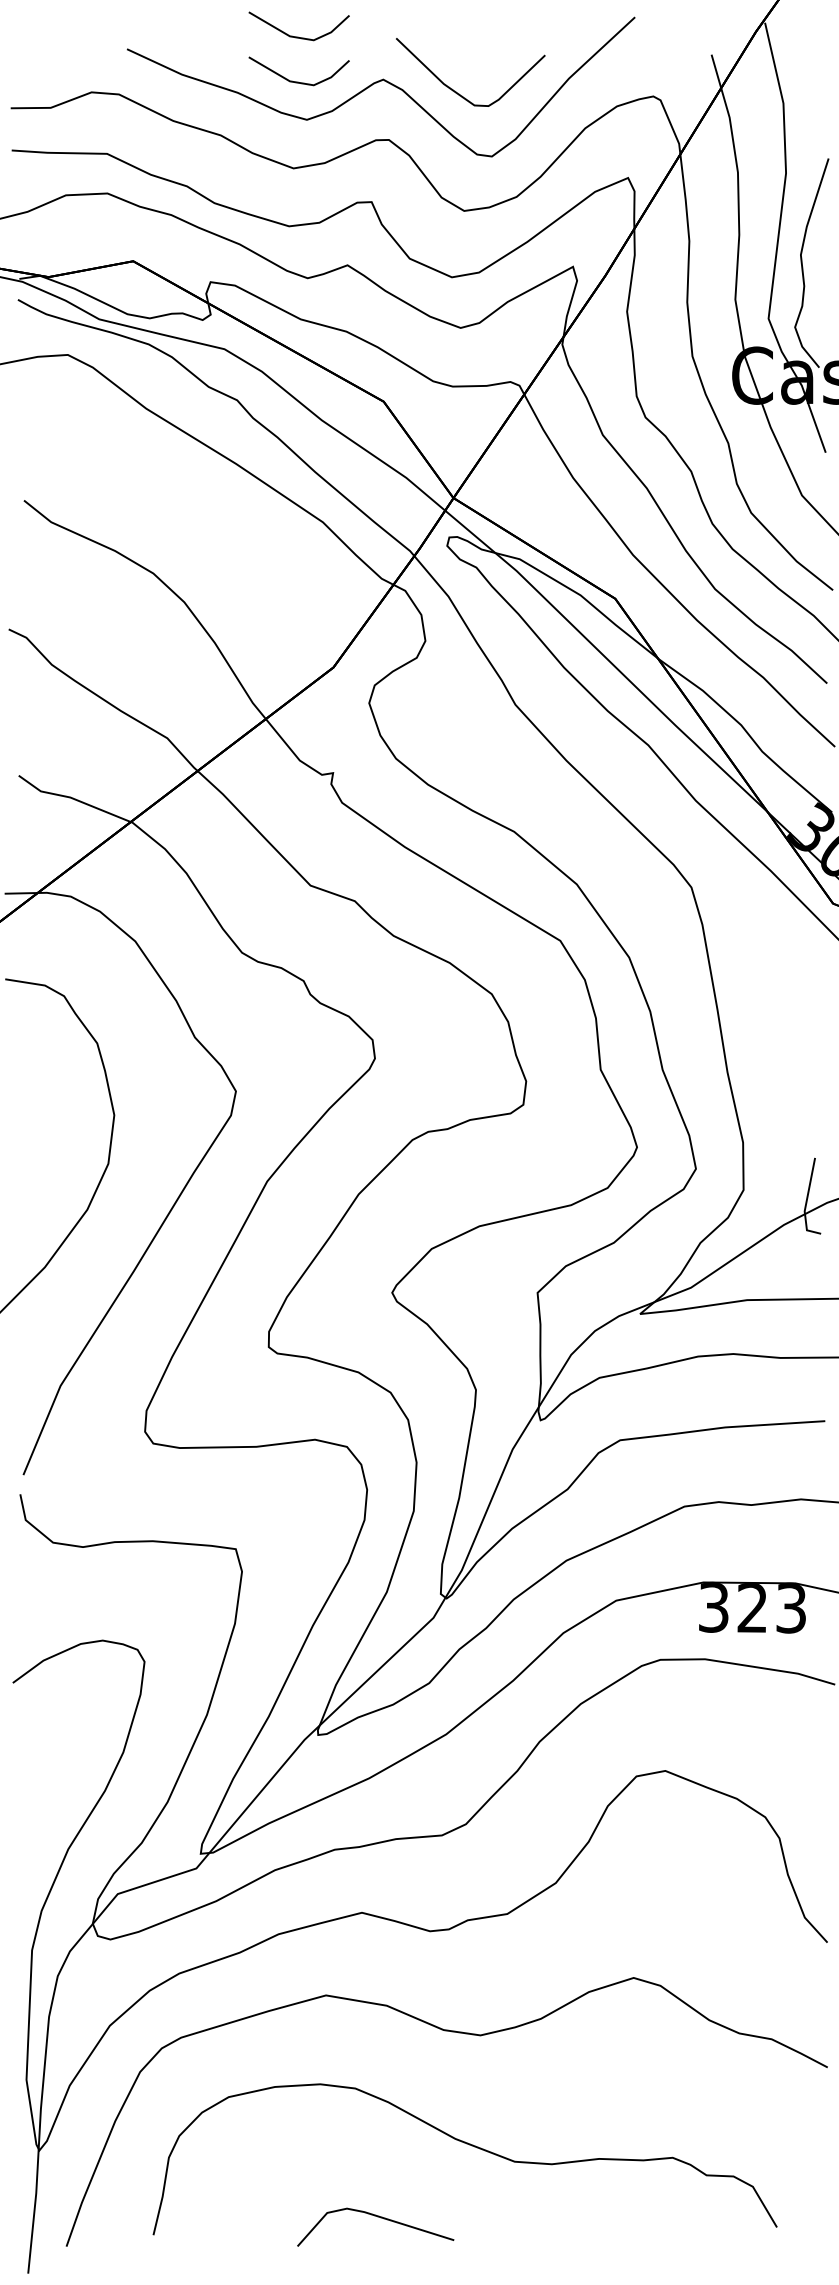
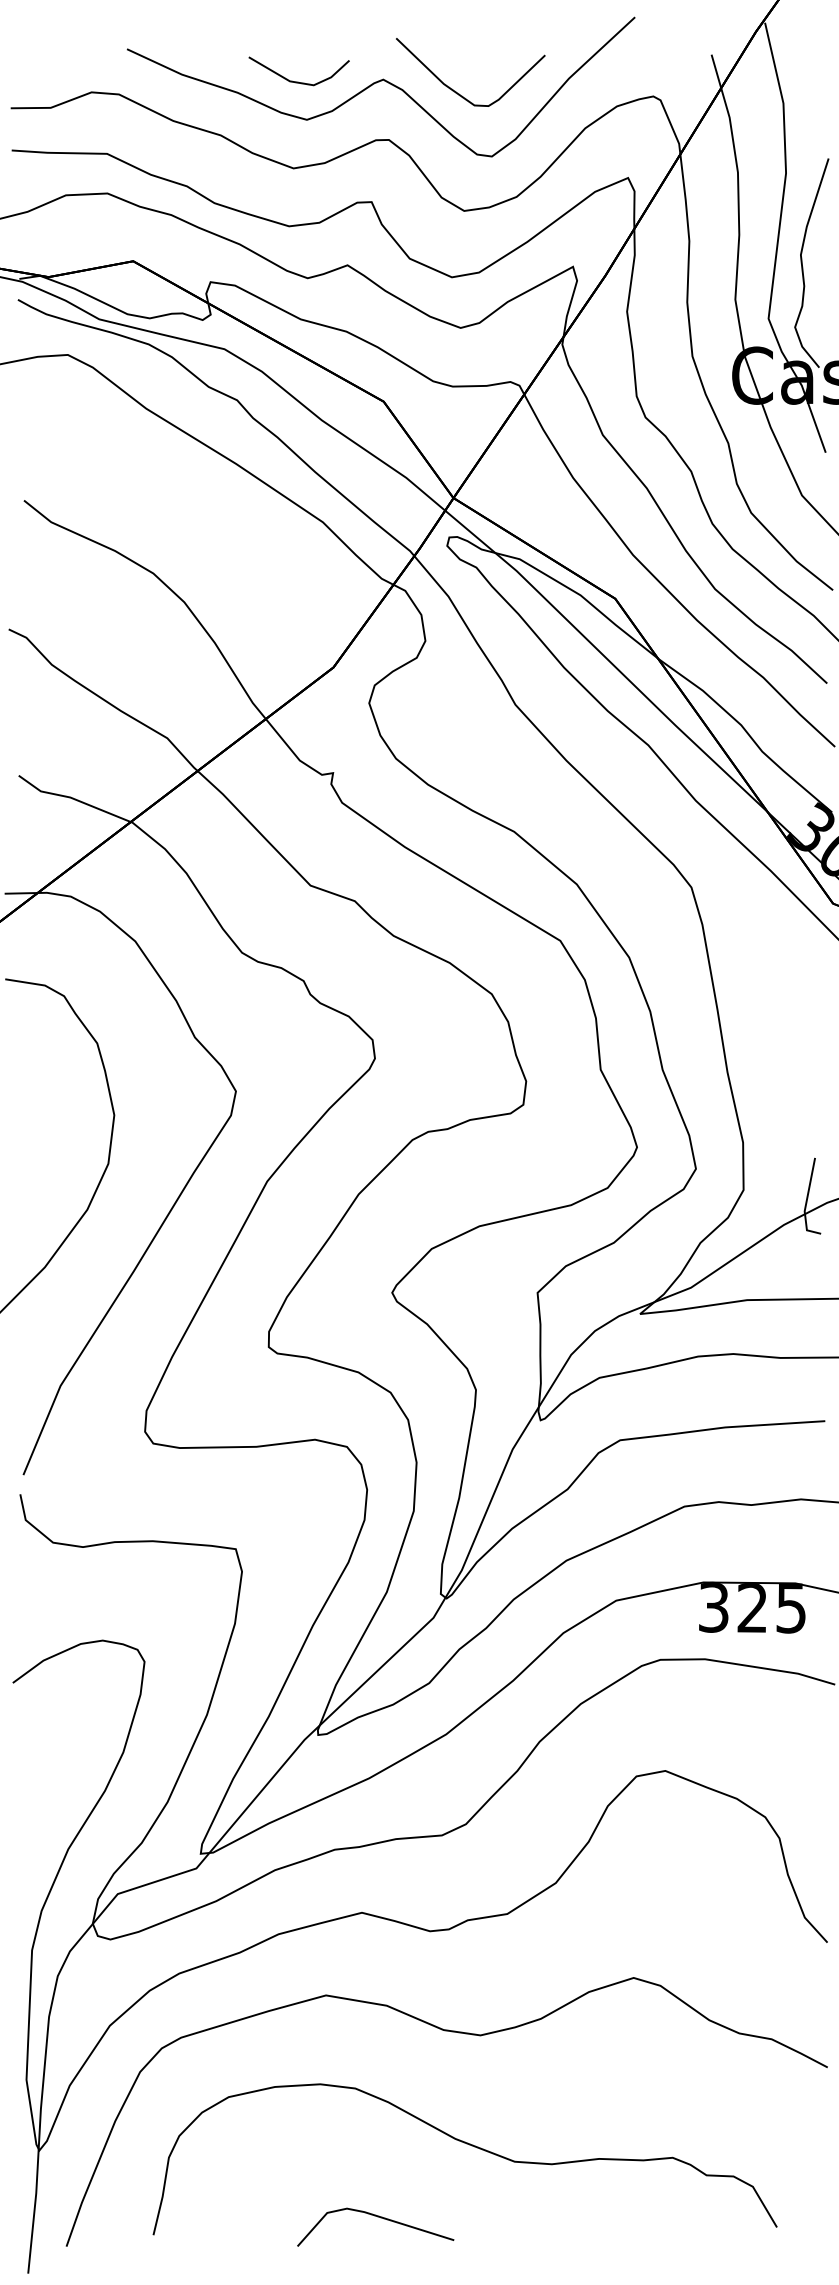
line: present -> none (298, 36)
text: 323 -> 325 (791, 1607)
